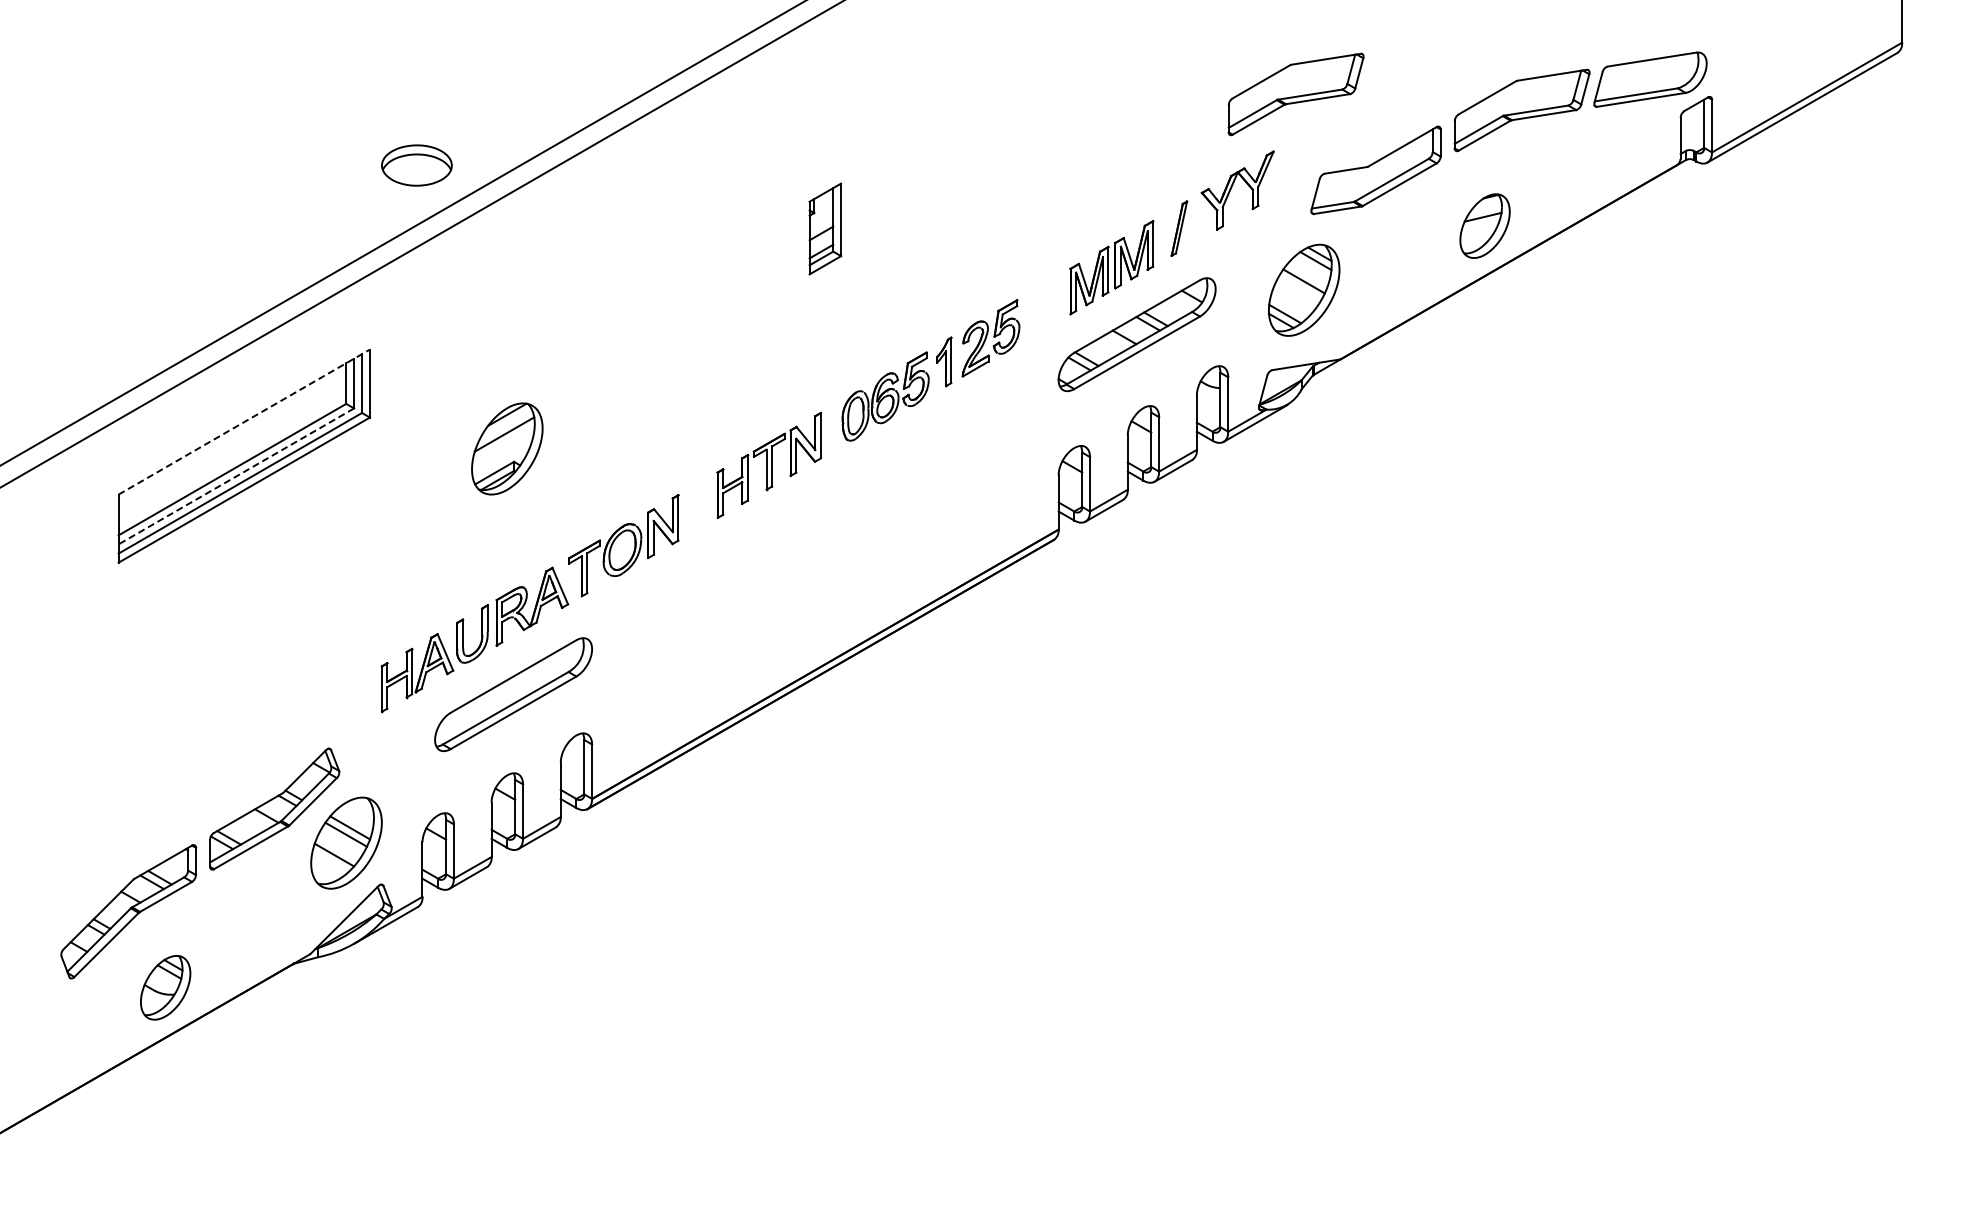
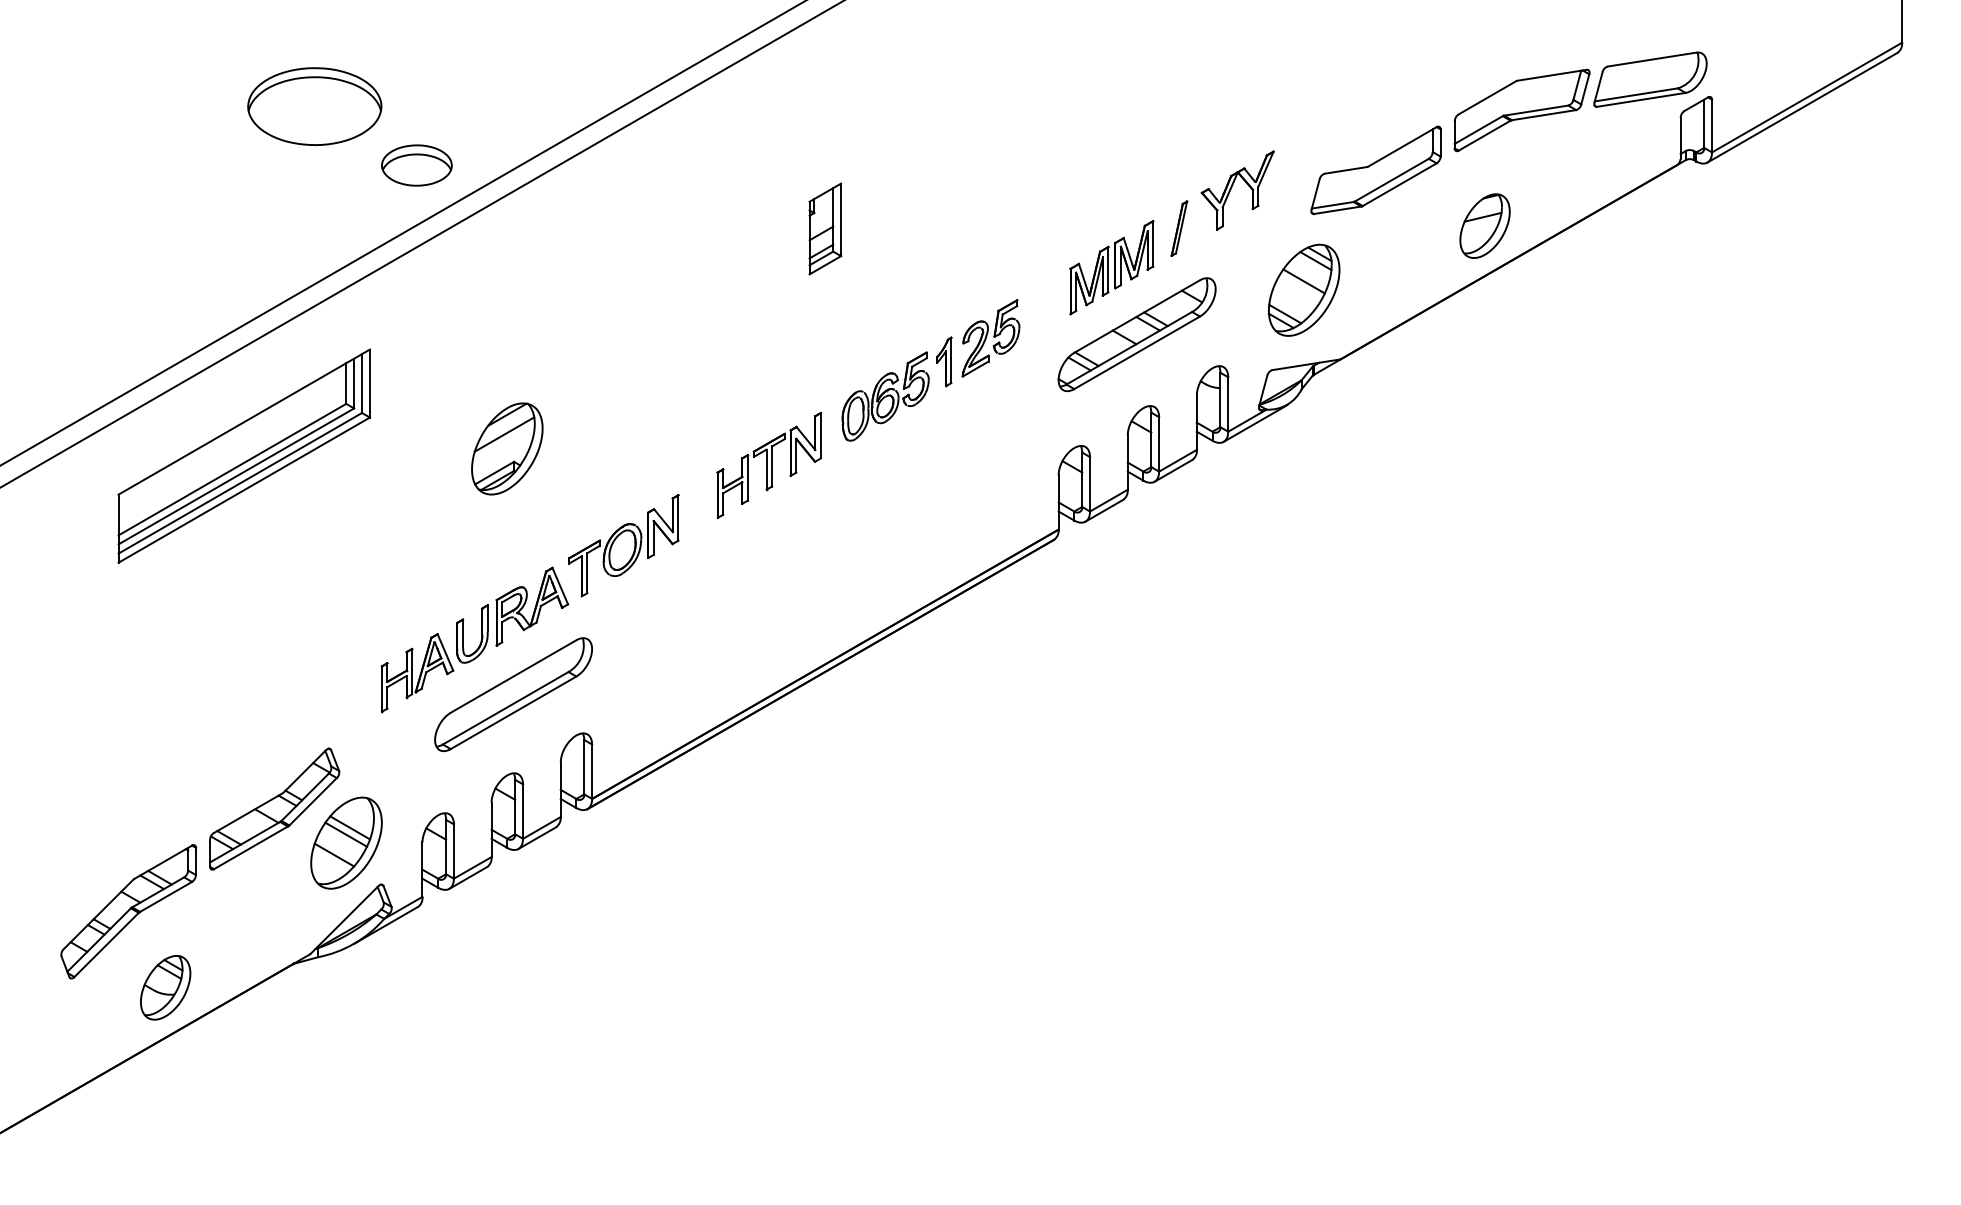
part: present -> none (1295, 94)
part: none -> present (314, 106)
line: dashed -> solid (244, 421)
line: dashed -> solid (236, 476)
